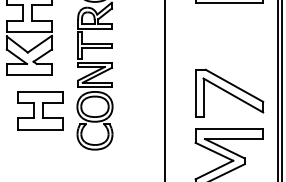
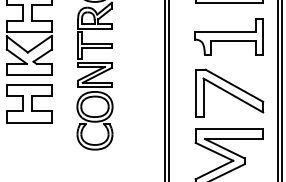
part: none -> present (228, 36)
line: none -> present (168, 90)
part position: (40, 110) -> (29, 103) (29, 103)
